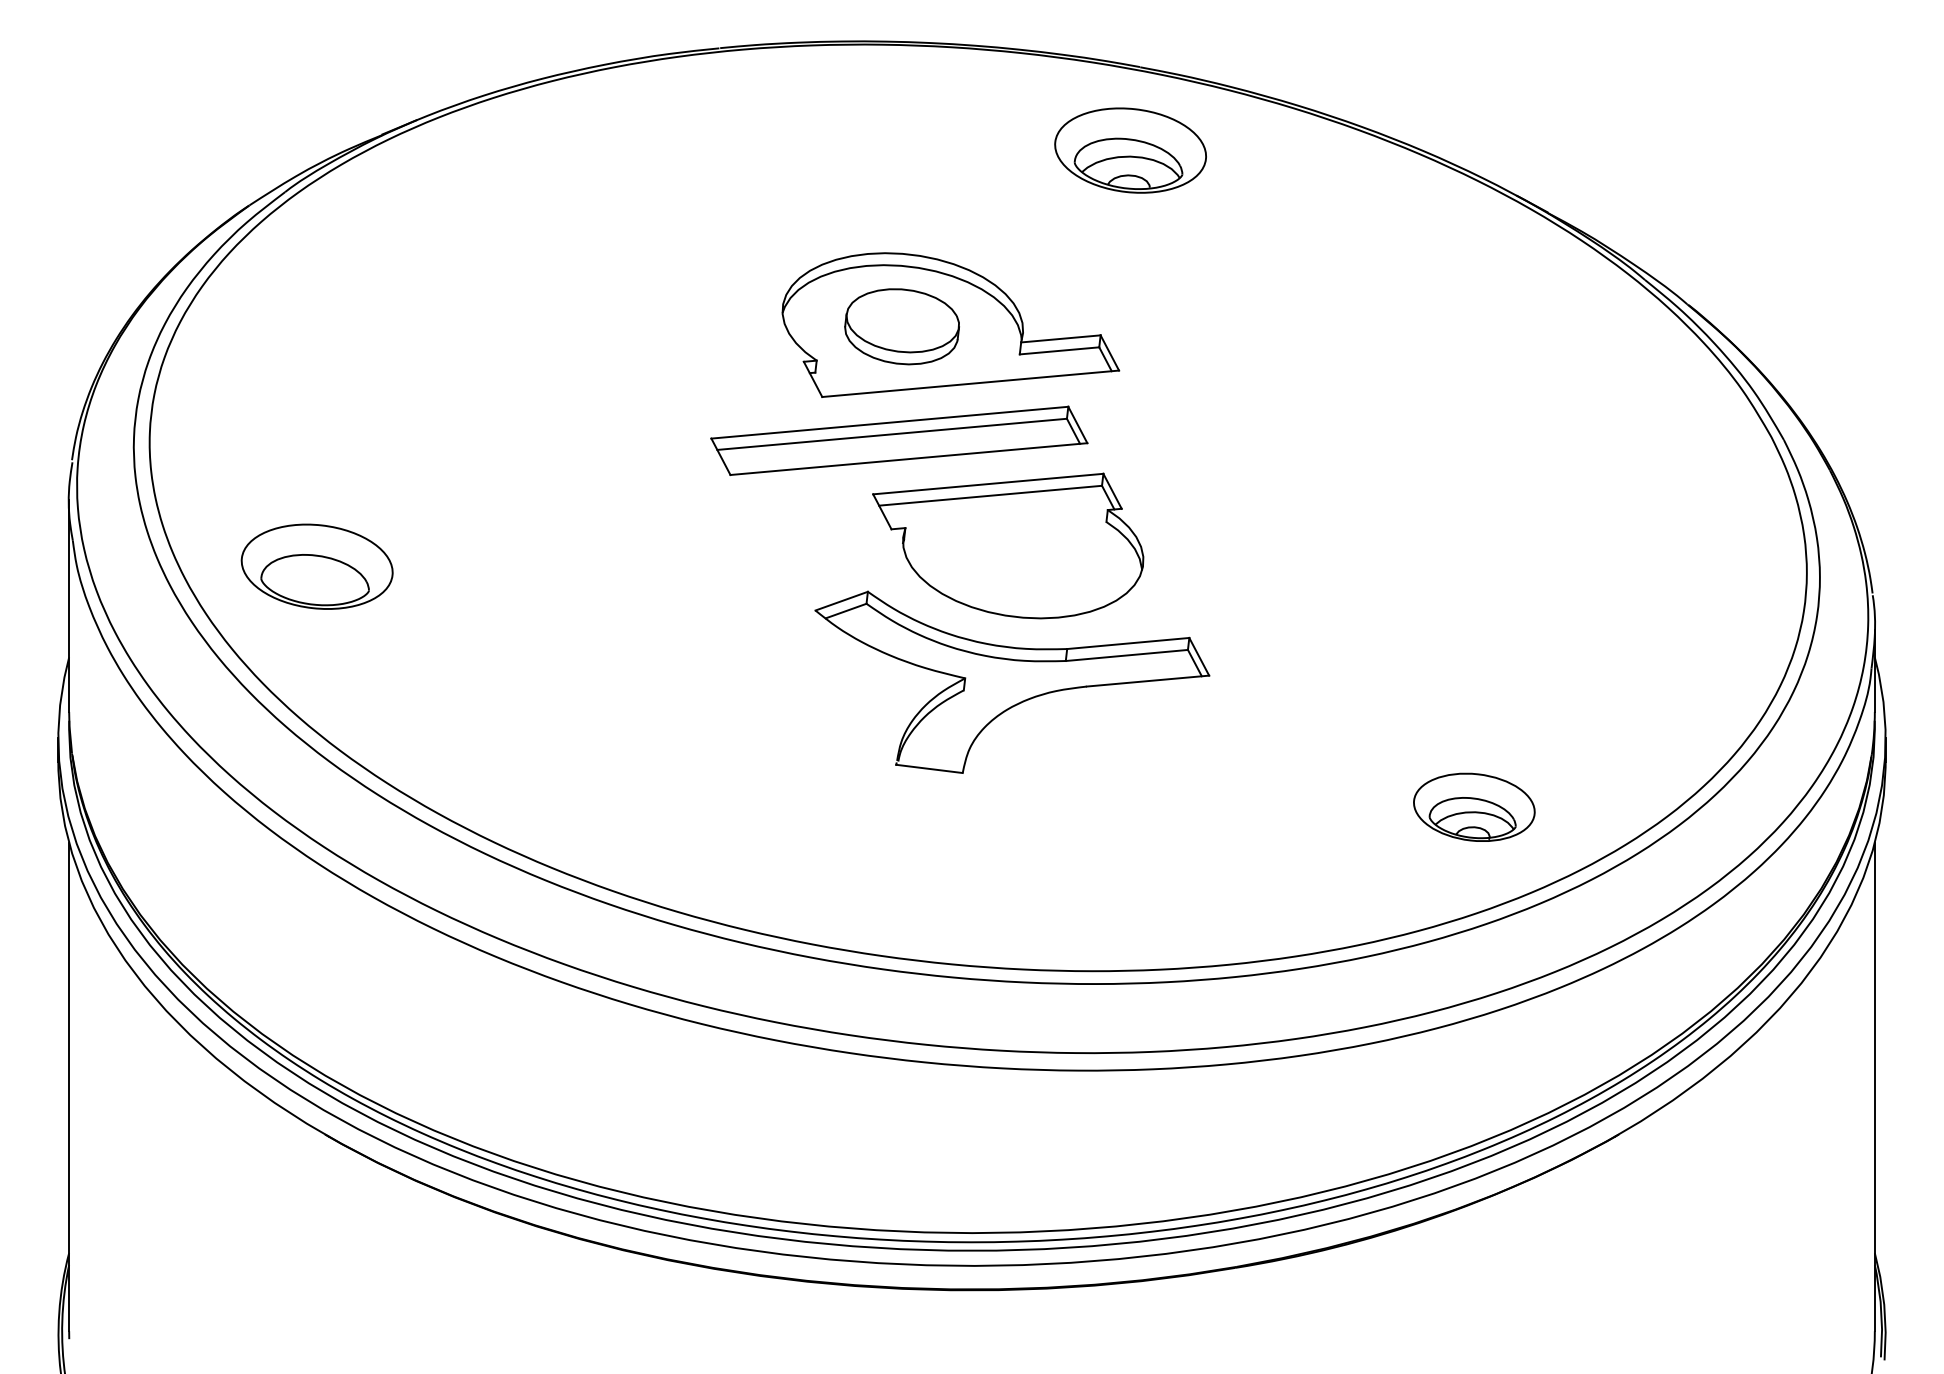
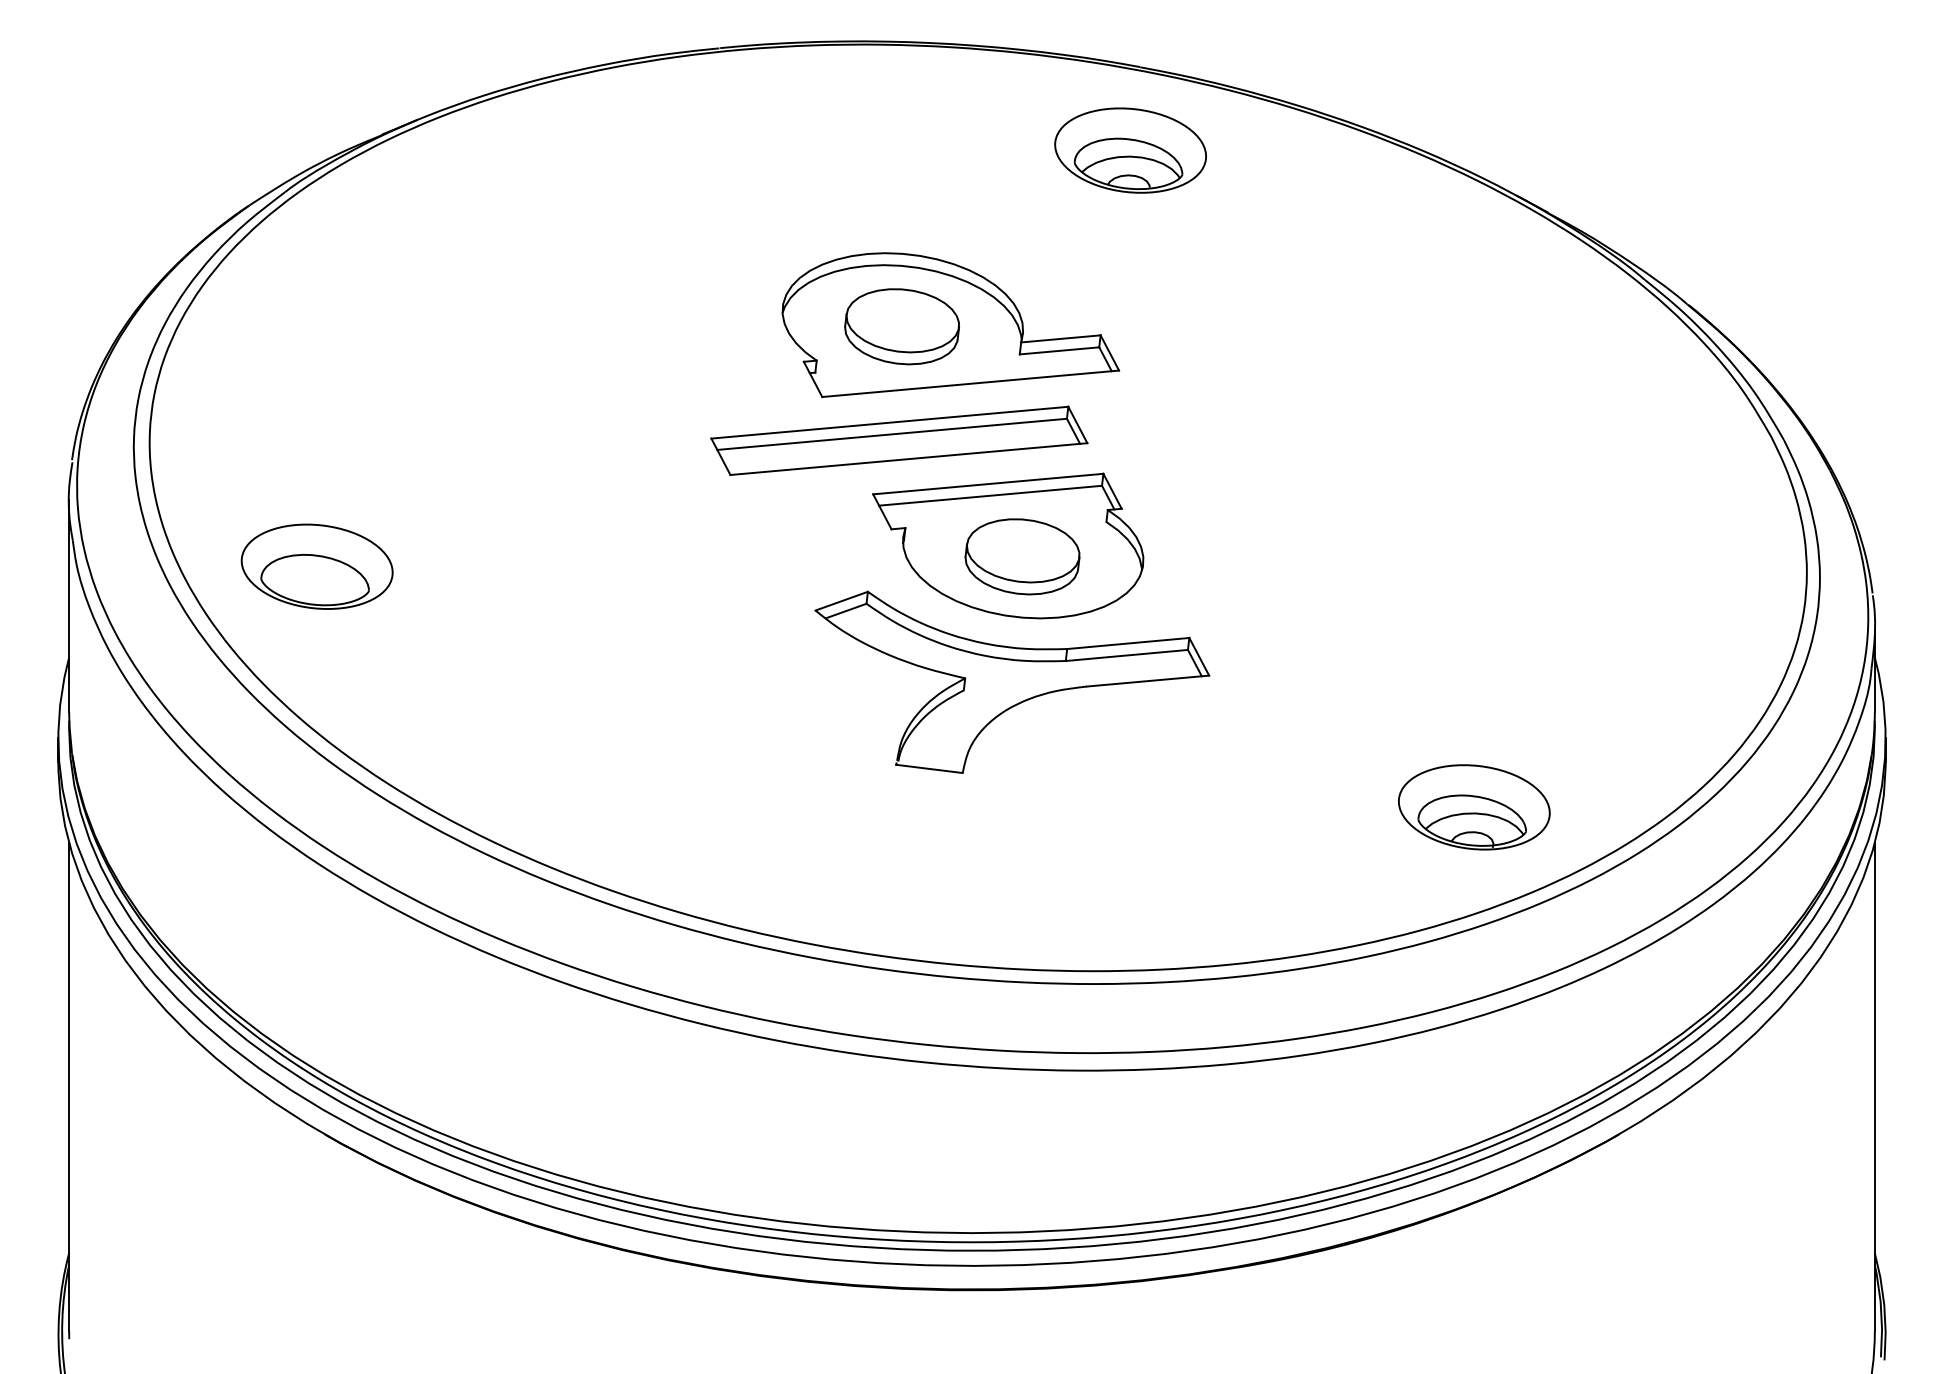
part: none -> present (1022, 556)
part size: 123x70 px -> 153x87 px (1474, 807)
